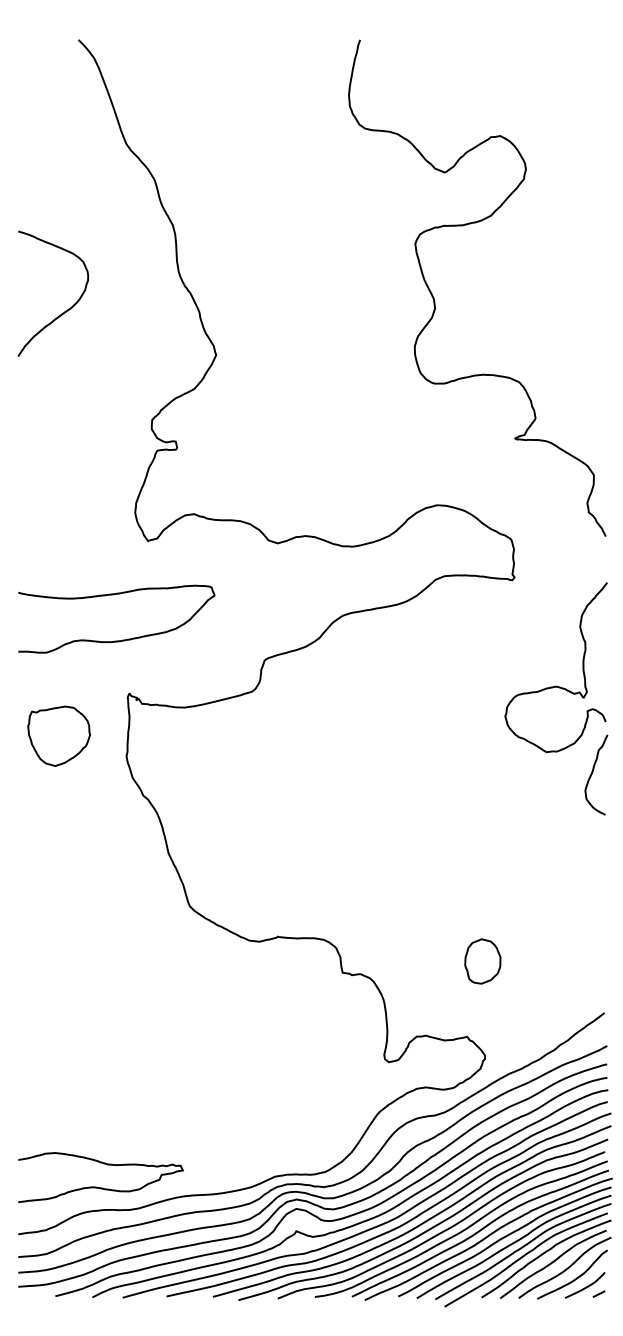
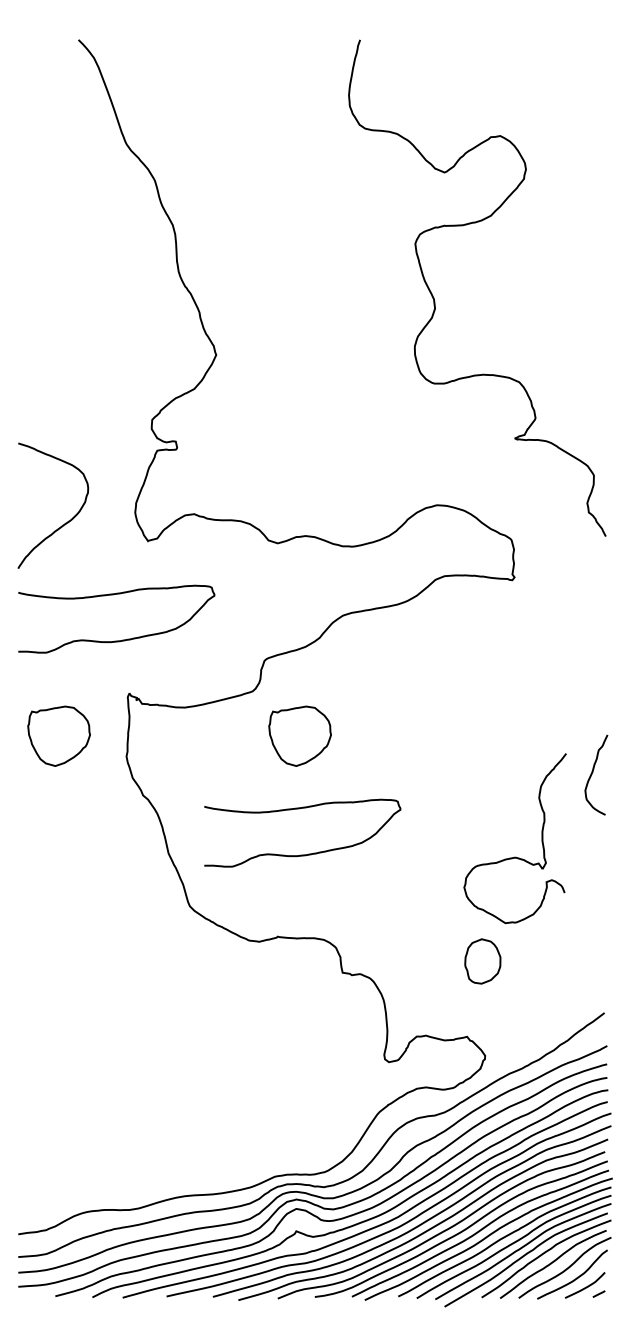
curve position: (65, 310) -> (65, 522) (65, 522)
curve position: (555, 685) -> (514, 856) (514, 856)
part: none -> present (299, 735)
curve: none -> present (308, 853)
curve: present -> none (97, 1186)
